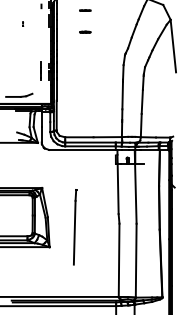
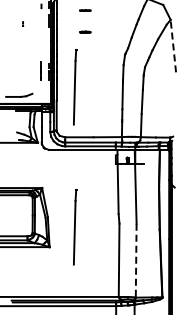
line: solid -> dashed (173, 45)
line: none -> present (75, 87)
line: solid -> dashed (136, 260)
